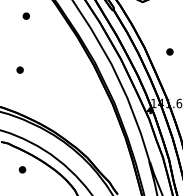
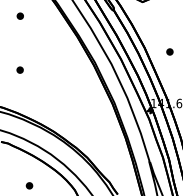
part position: (25, 15) -> (19, 15) (19, 15)
part position: (22, 169) -> (29, 185) (29, 185)
